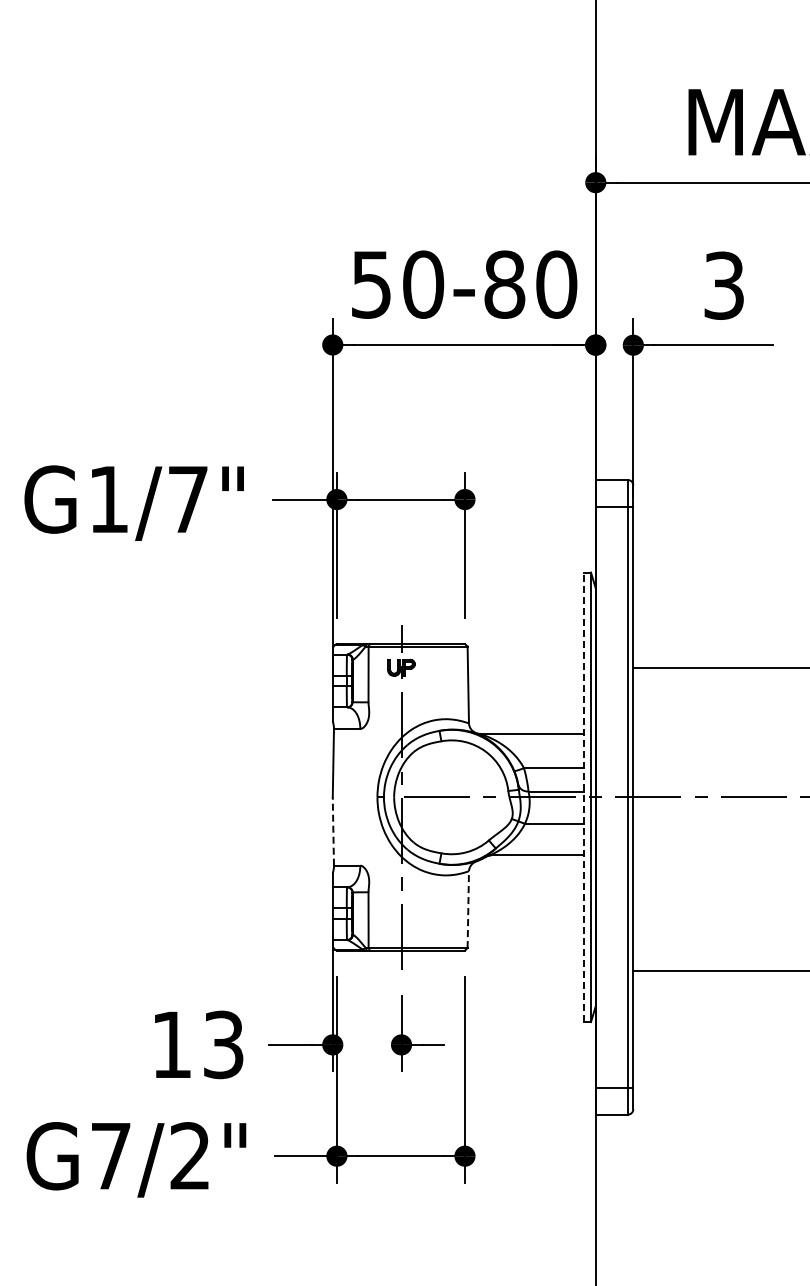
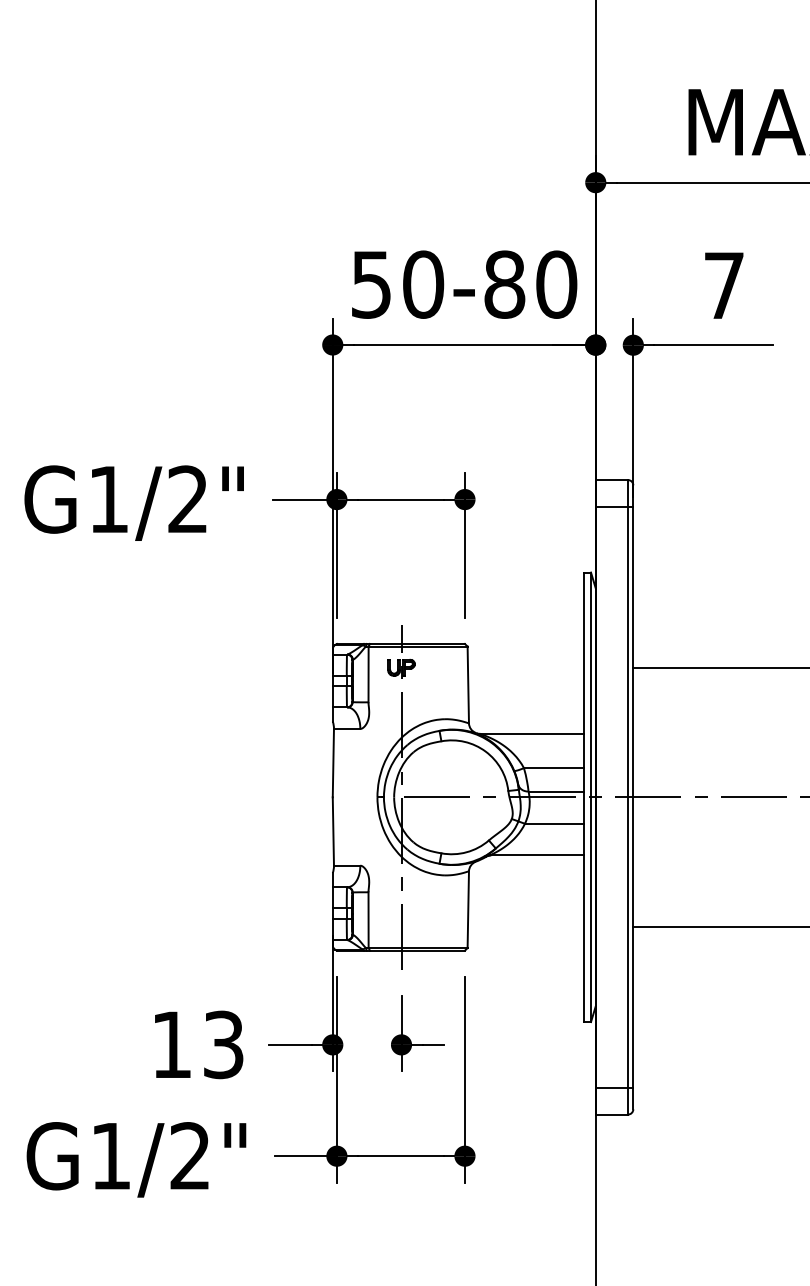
text: 3 -> 7 (723, 285)
text: G1/7" -> G1/2" (187, 498)
line: dashed -> solid (584, 797)
line: dashed -> solid (333, 831)
line: dashed -> solid (468, 909)
line position: (719, 970) -> (719, 926) (719, 926)
text: G7/2" -> G1/2" (111, 1156)
